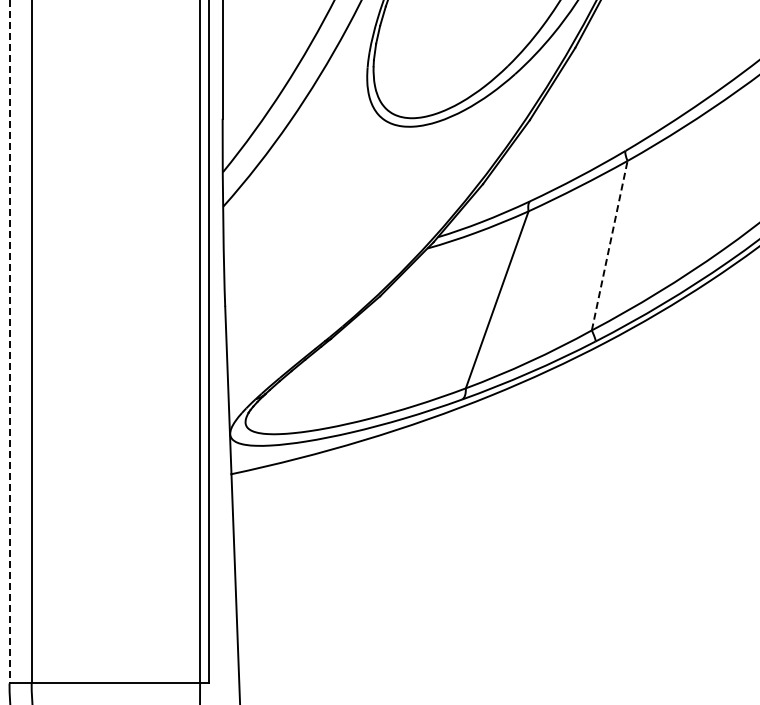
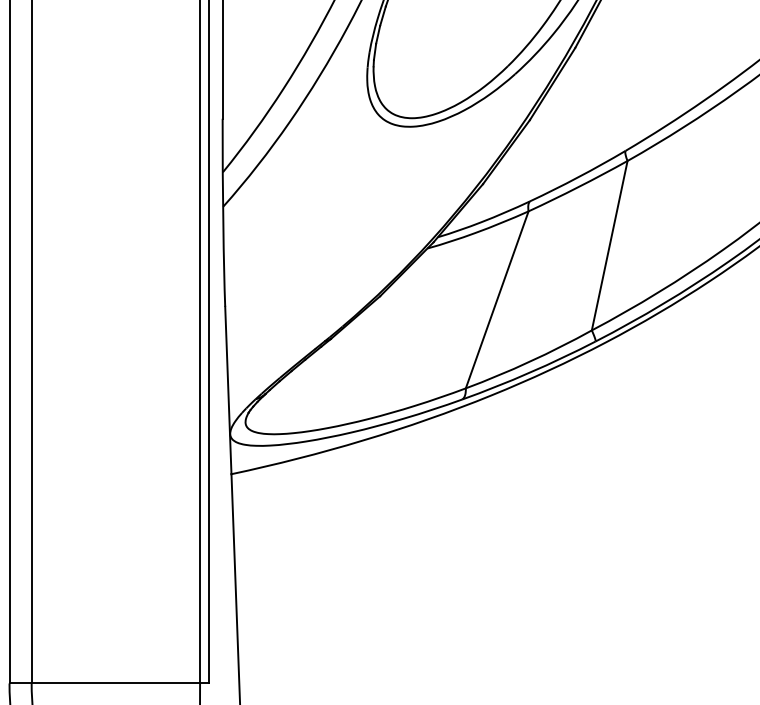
line: dashed -> solid (609, 245)
line: dashed -> solid (9, 342)
